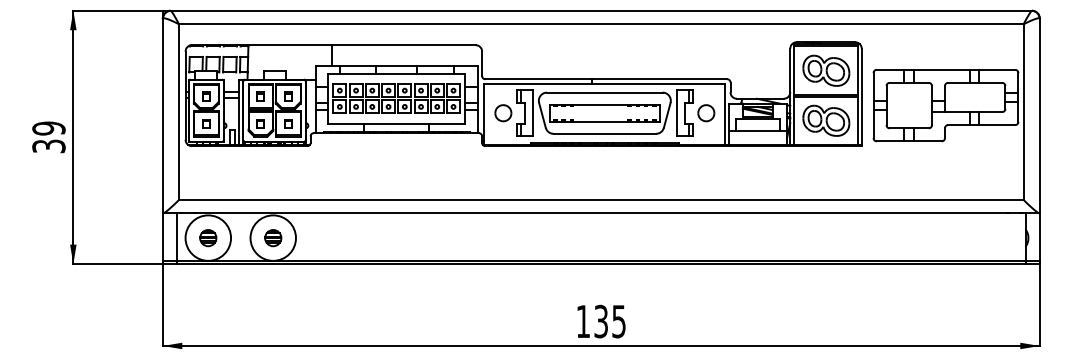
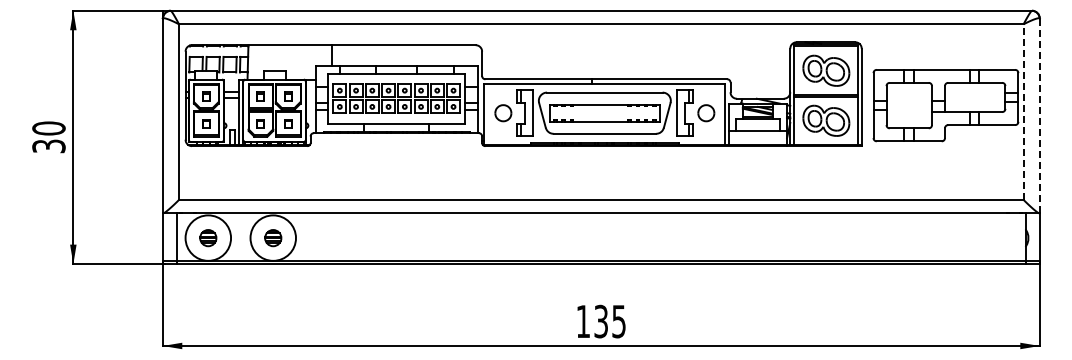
line: solid -> dashed (1023, 112)
line: solid -> dashed (1039, 116)
text: 39 -> 30 (48, 128)
